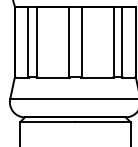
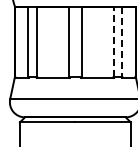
line: solid -> dashed (113, 42)
line: solid -> dashed (122, 42)
